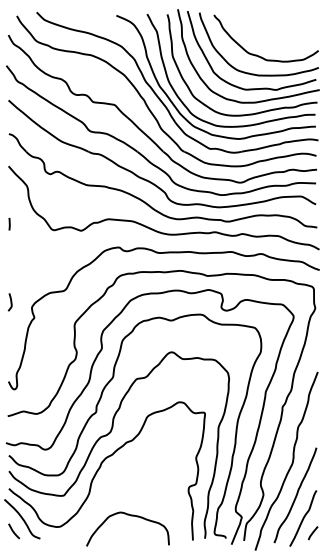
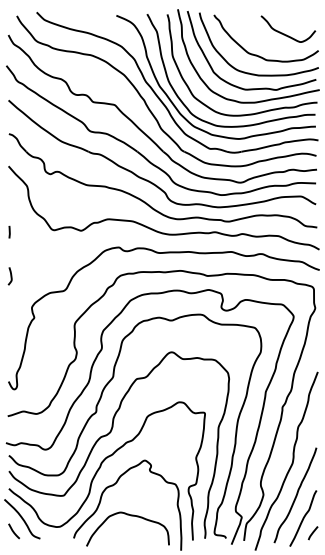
curve: none -> present (286, 34)
line position: (9, 223) -> (9, 231) (9, 231)
curve position: (10, 302) -> (10, 276) (10, 276)
curve: none -> present (114, 485)
